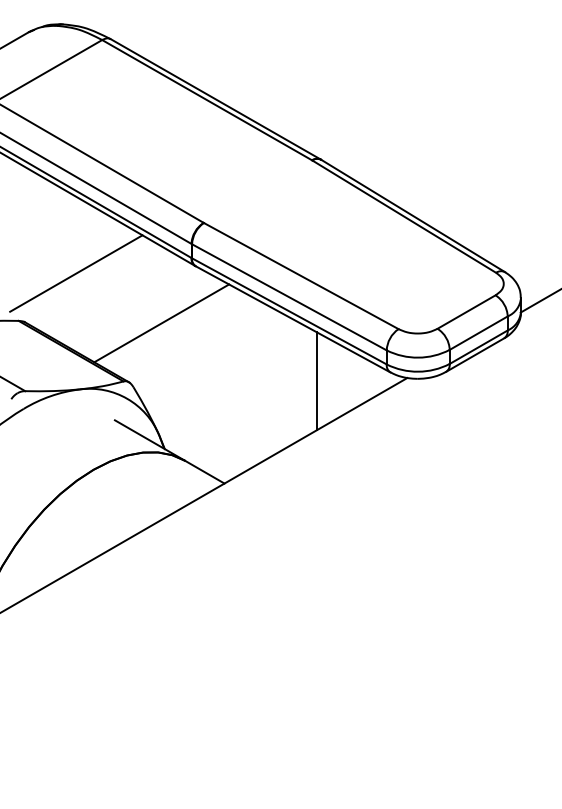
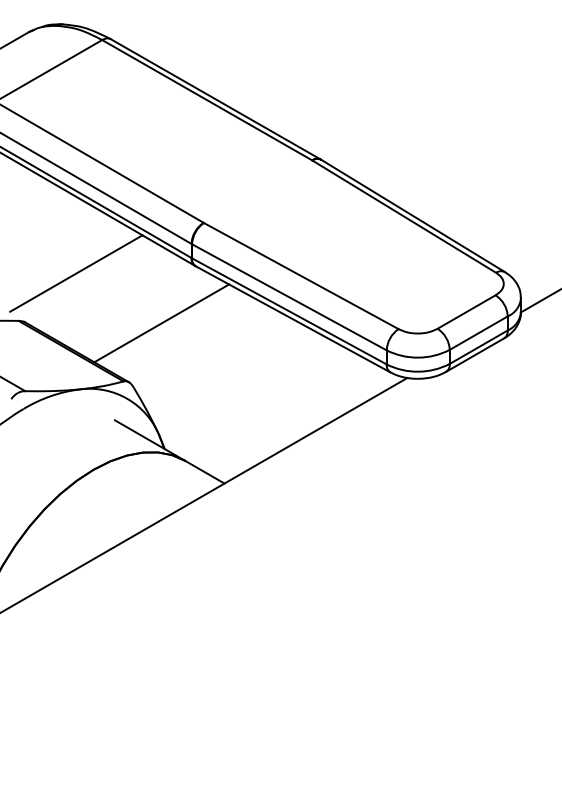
line: present -> none (317, 381)
